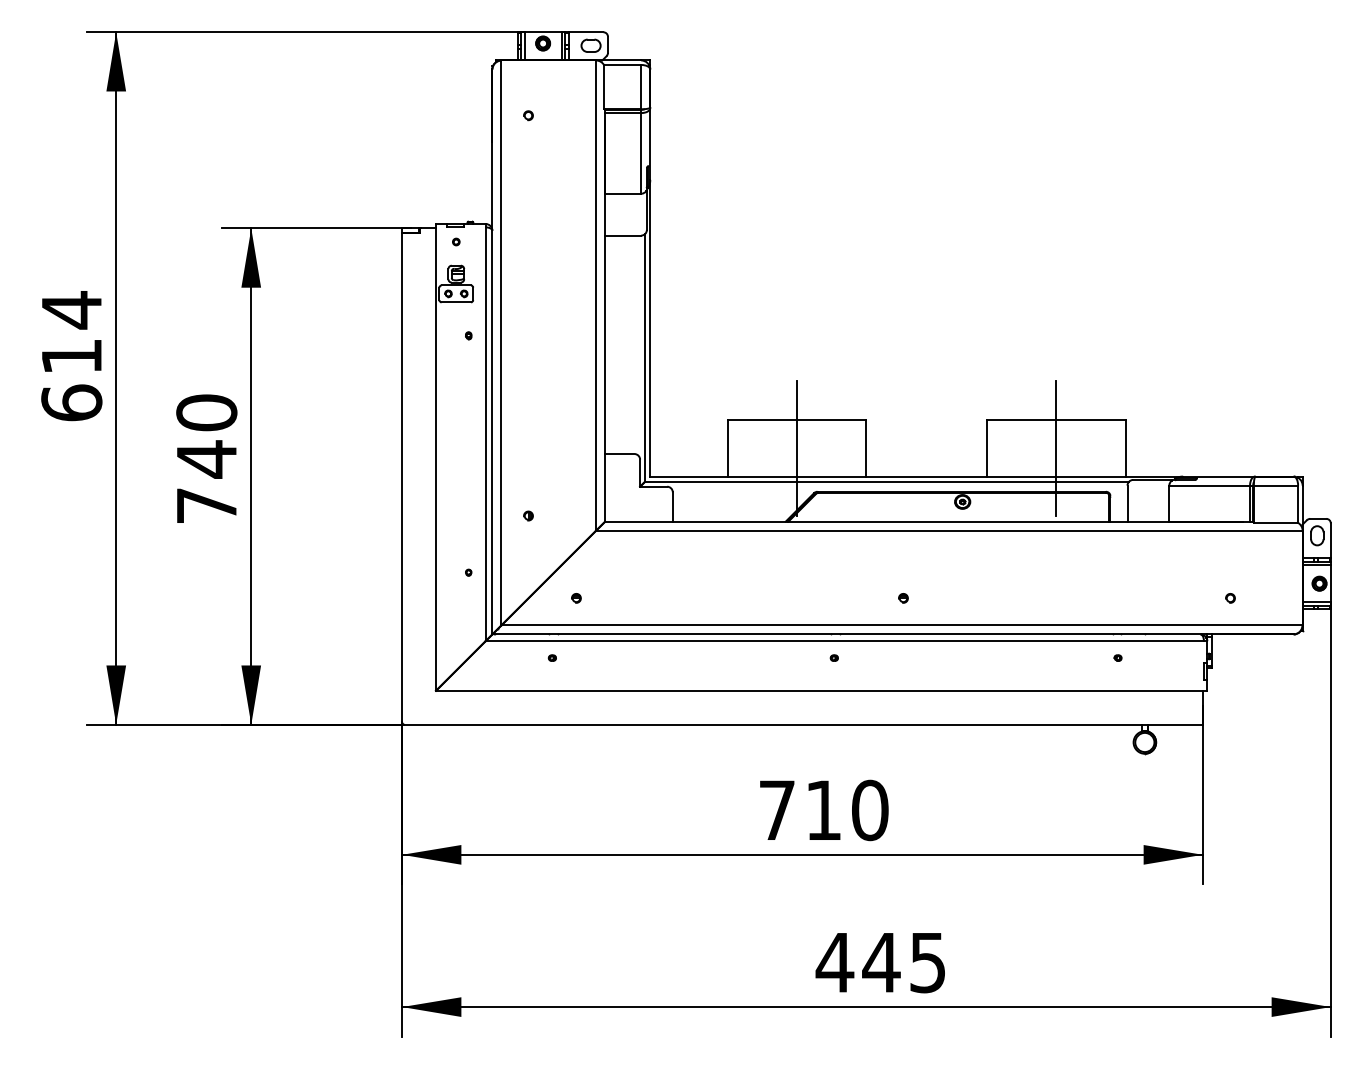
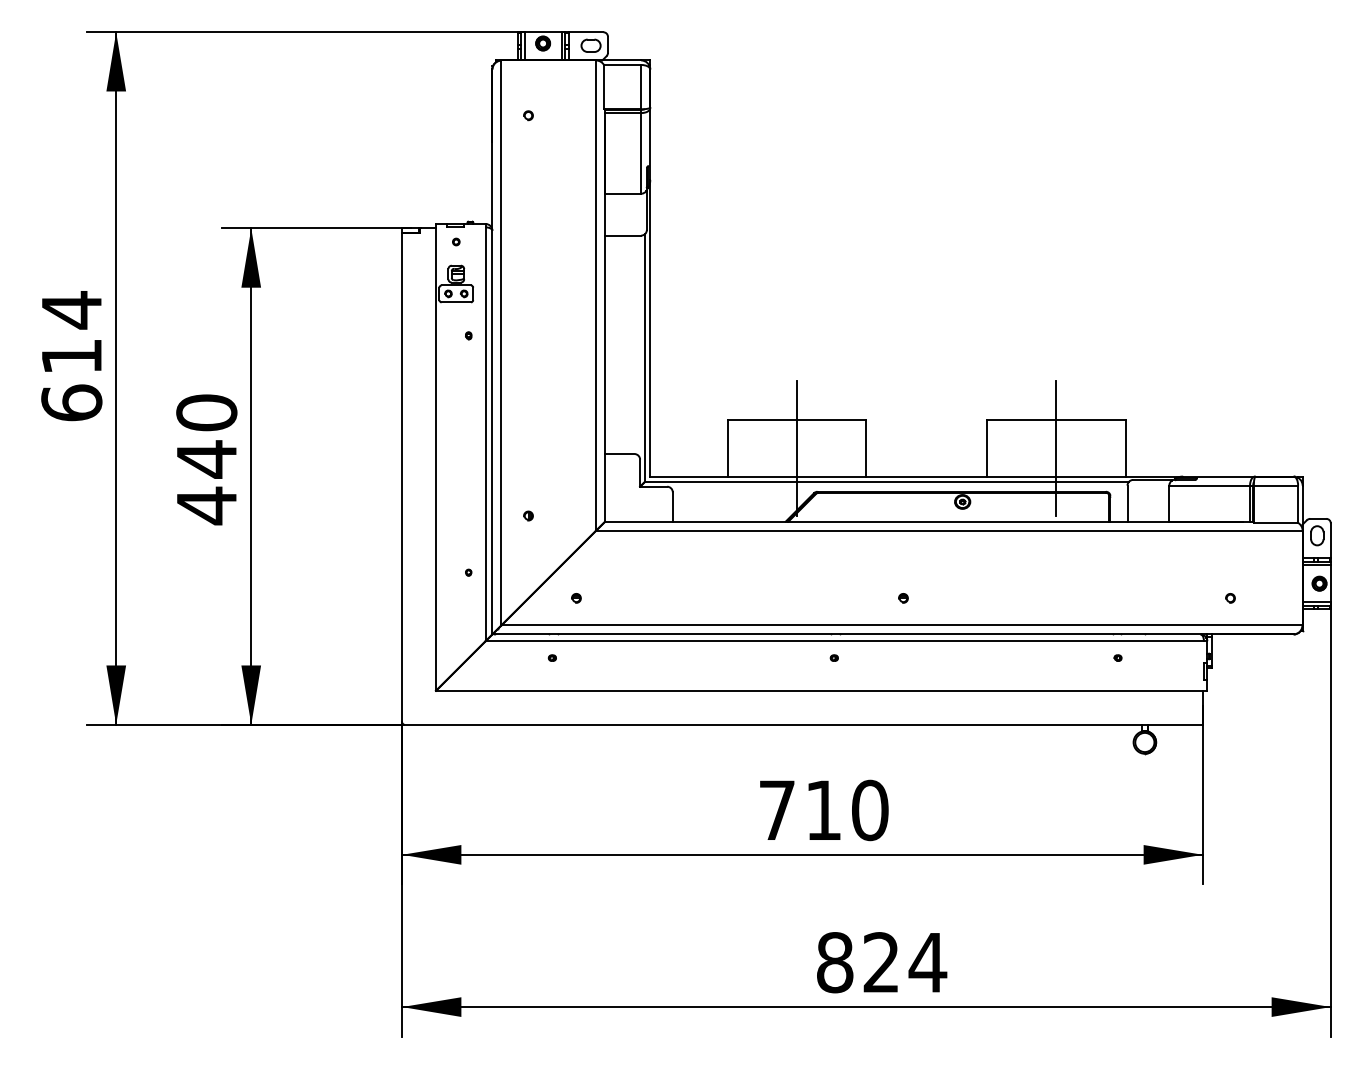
text: 740 -> 440 (206, 505)
text: 445 -> 824 (881, 962)
